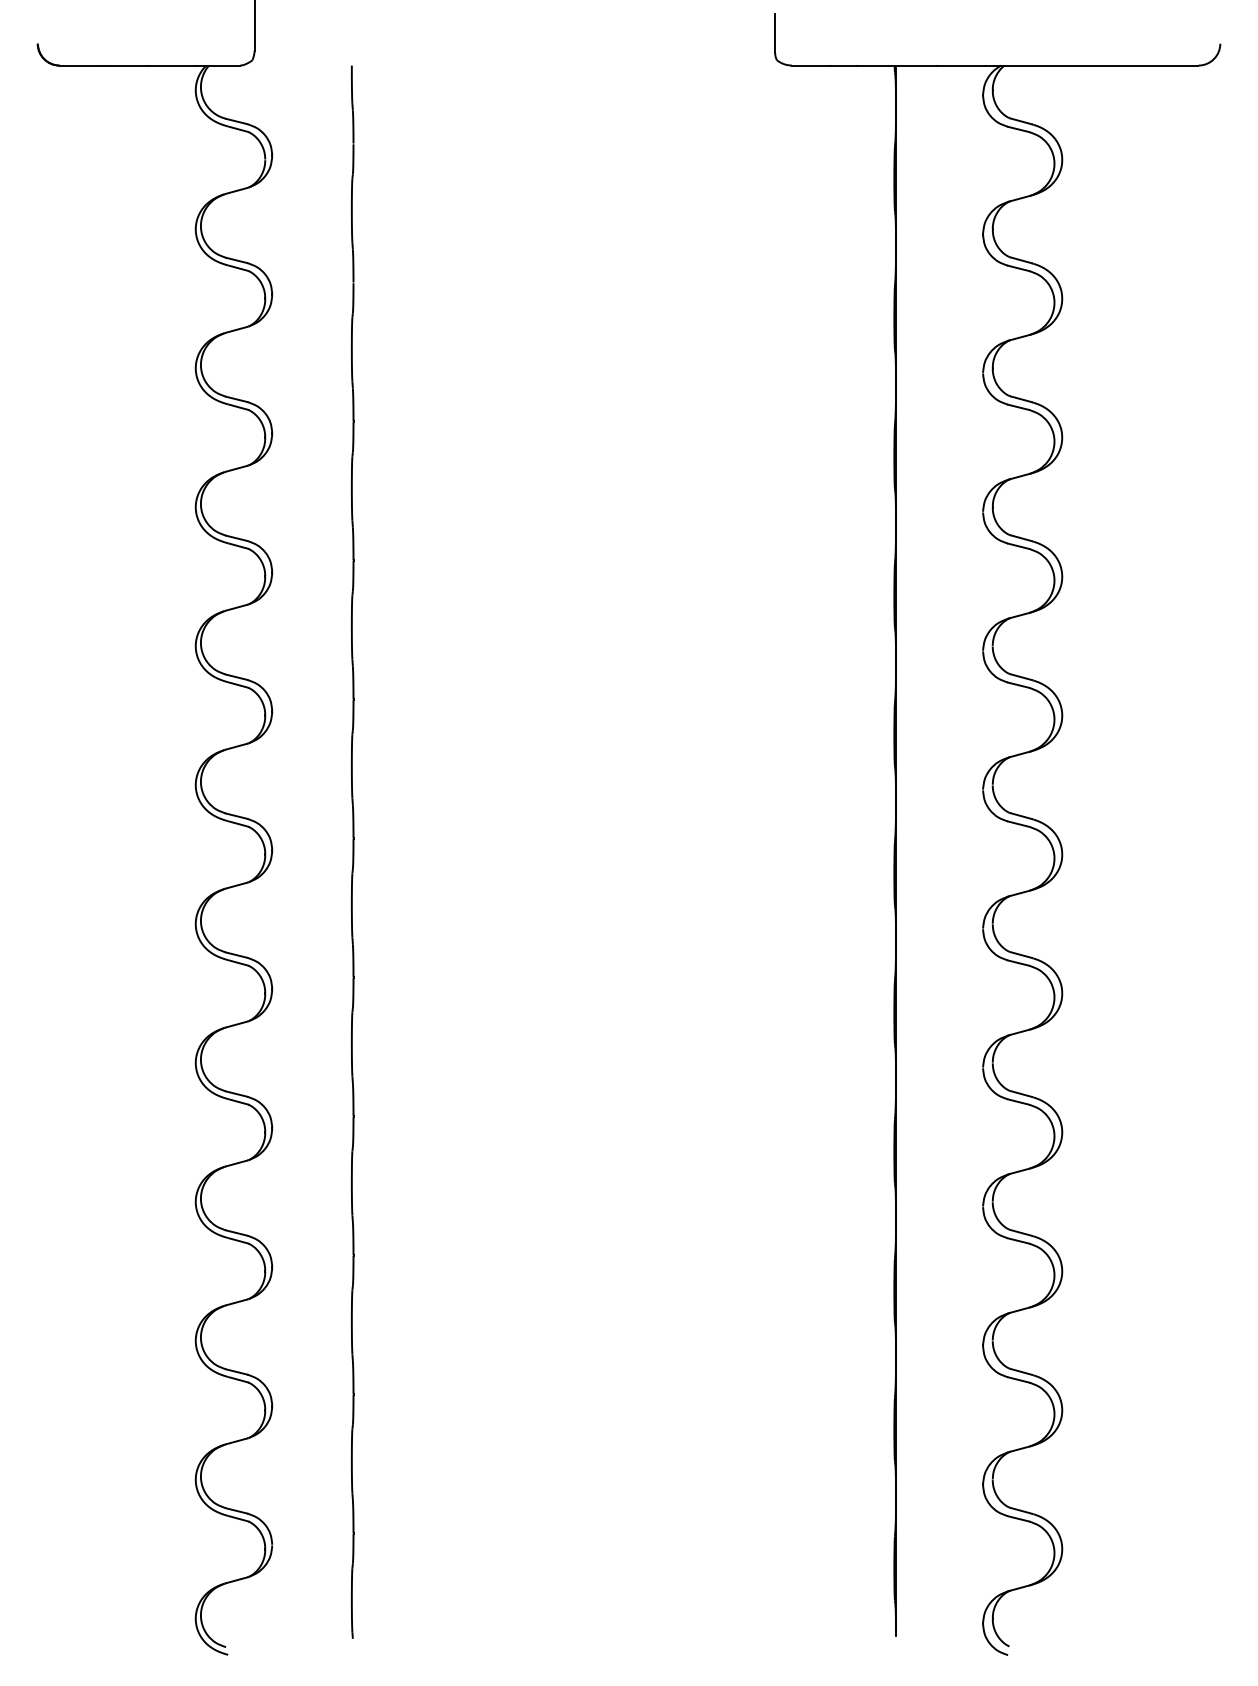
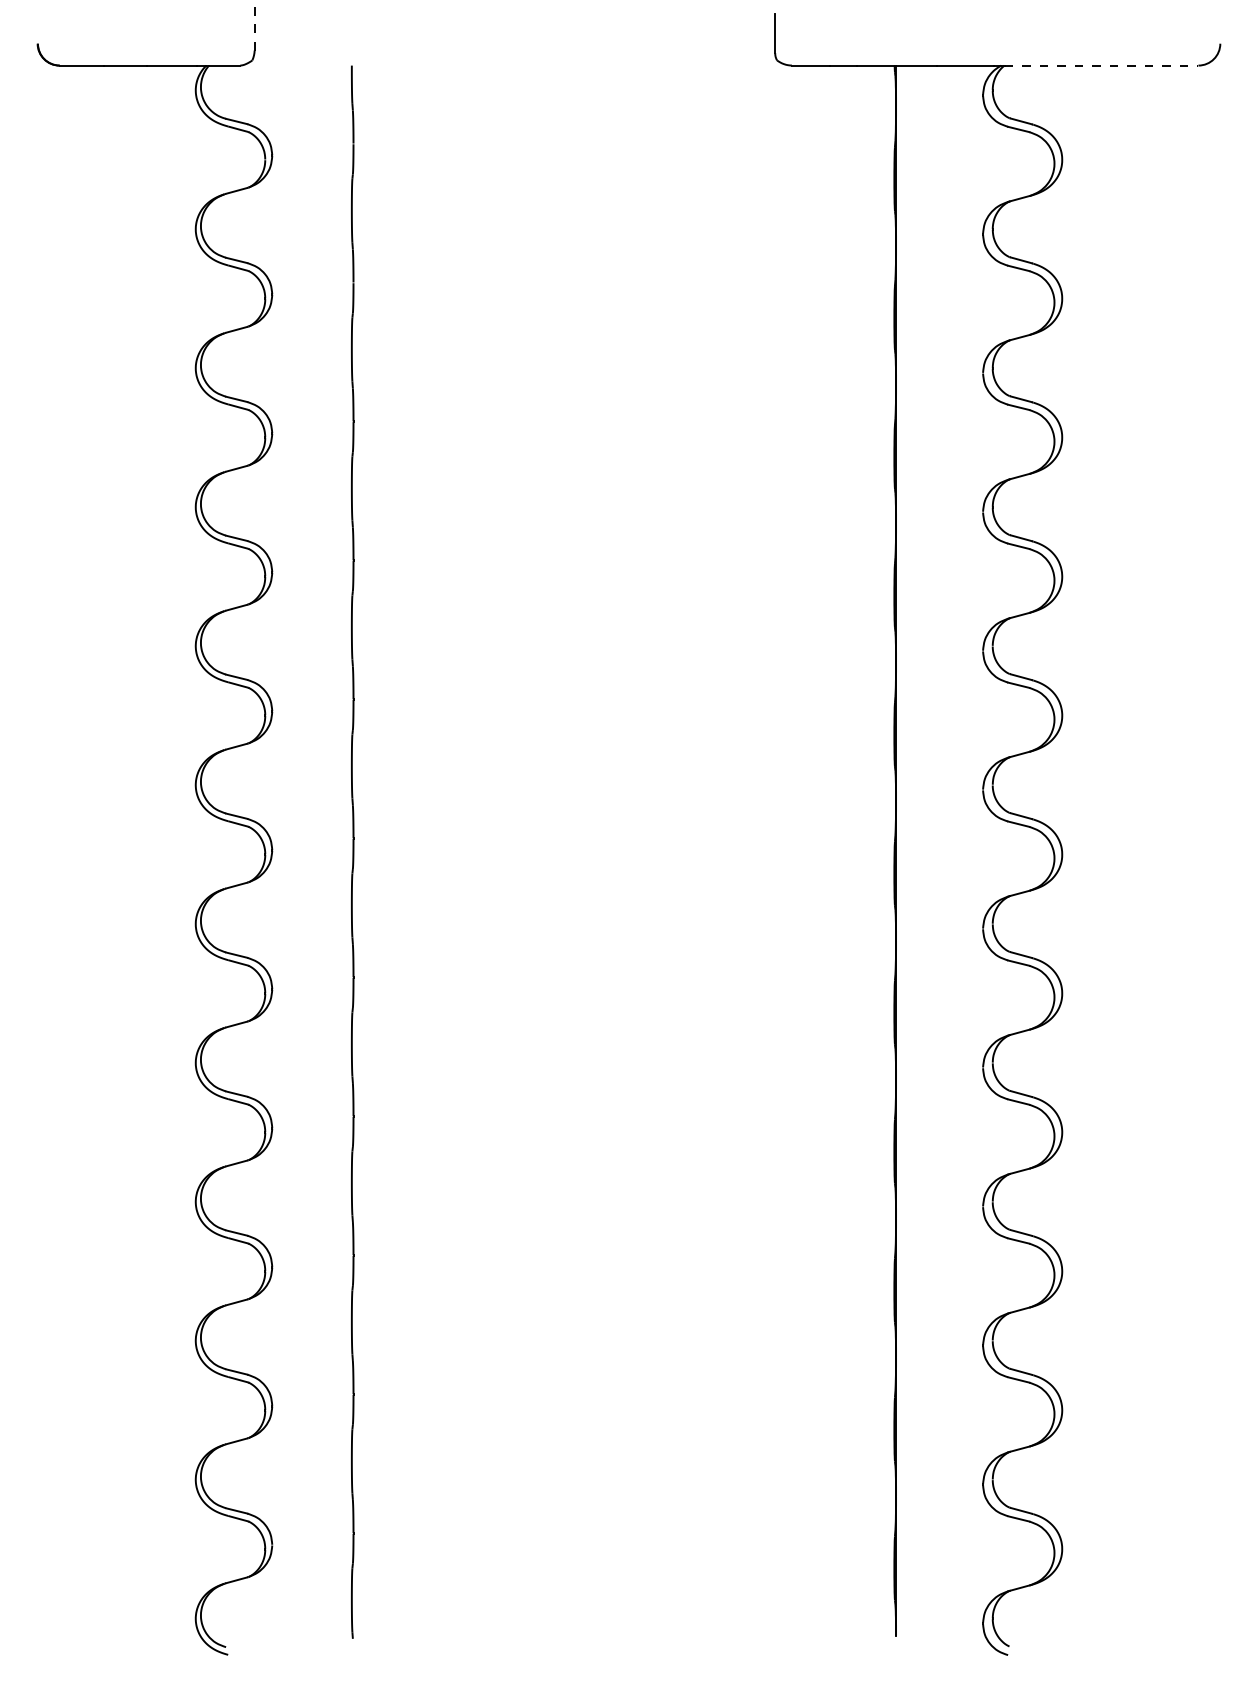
line: solid -> dashed (254, 25)
line: solid -> dashed (1101, 65)
